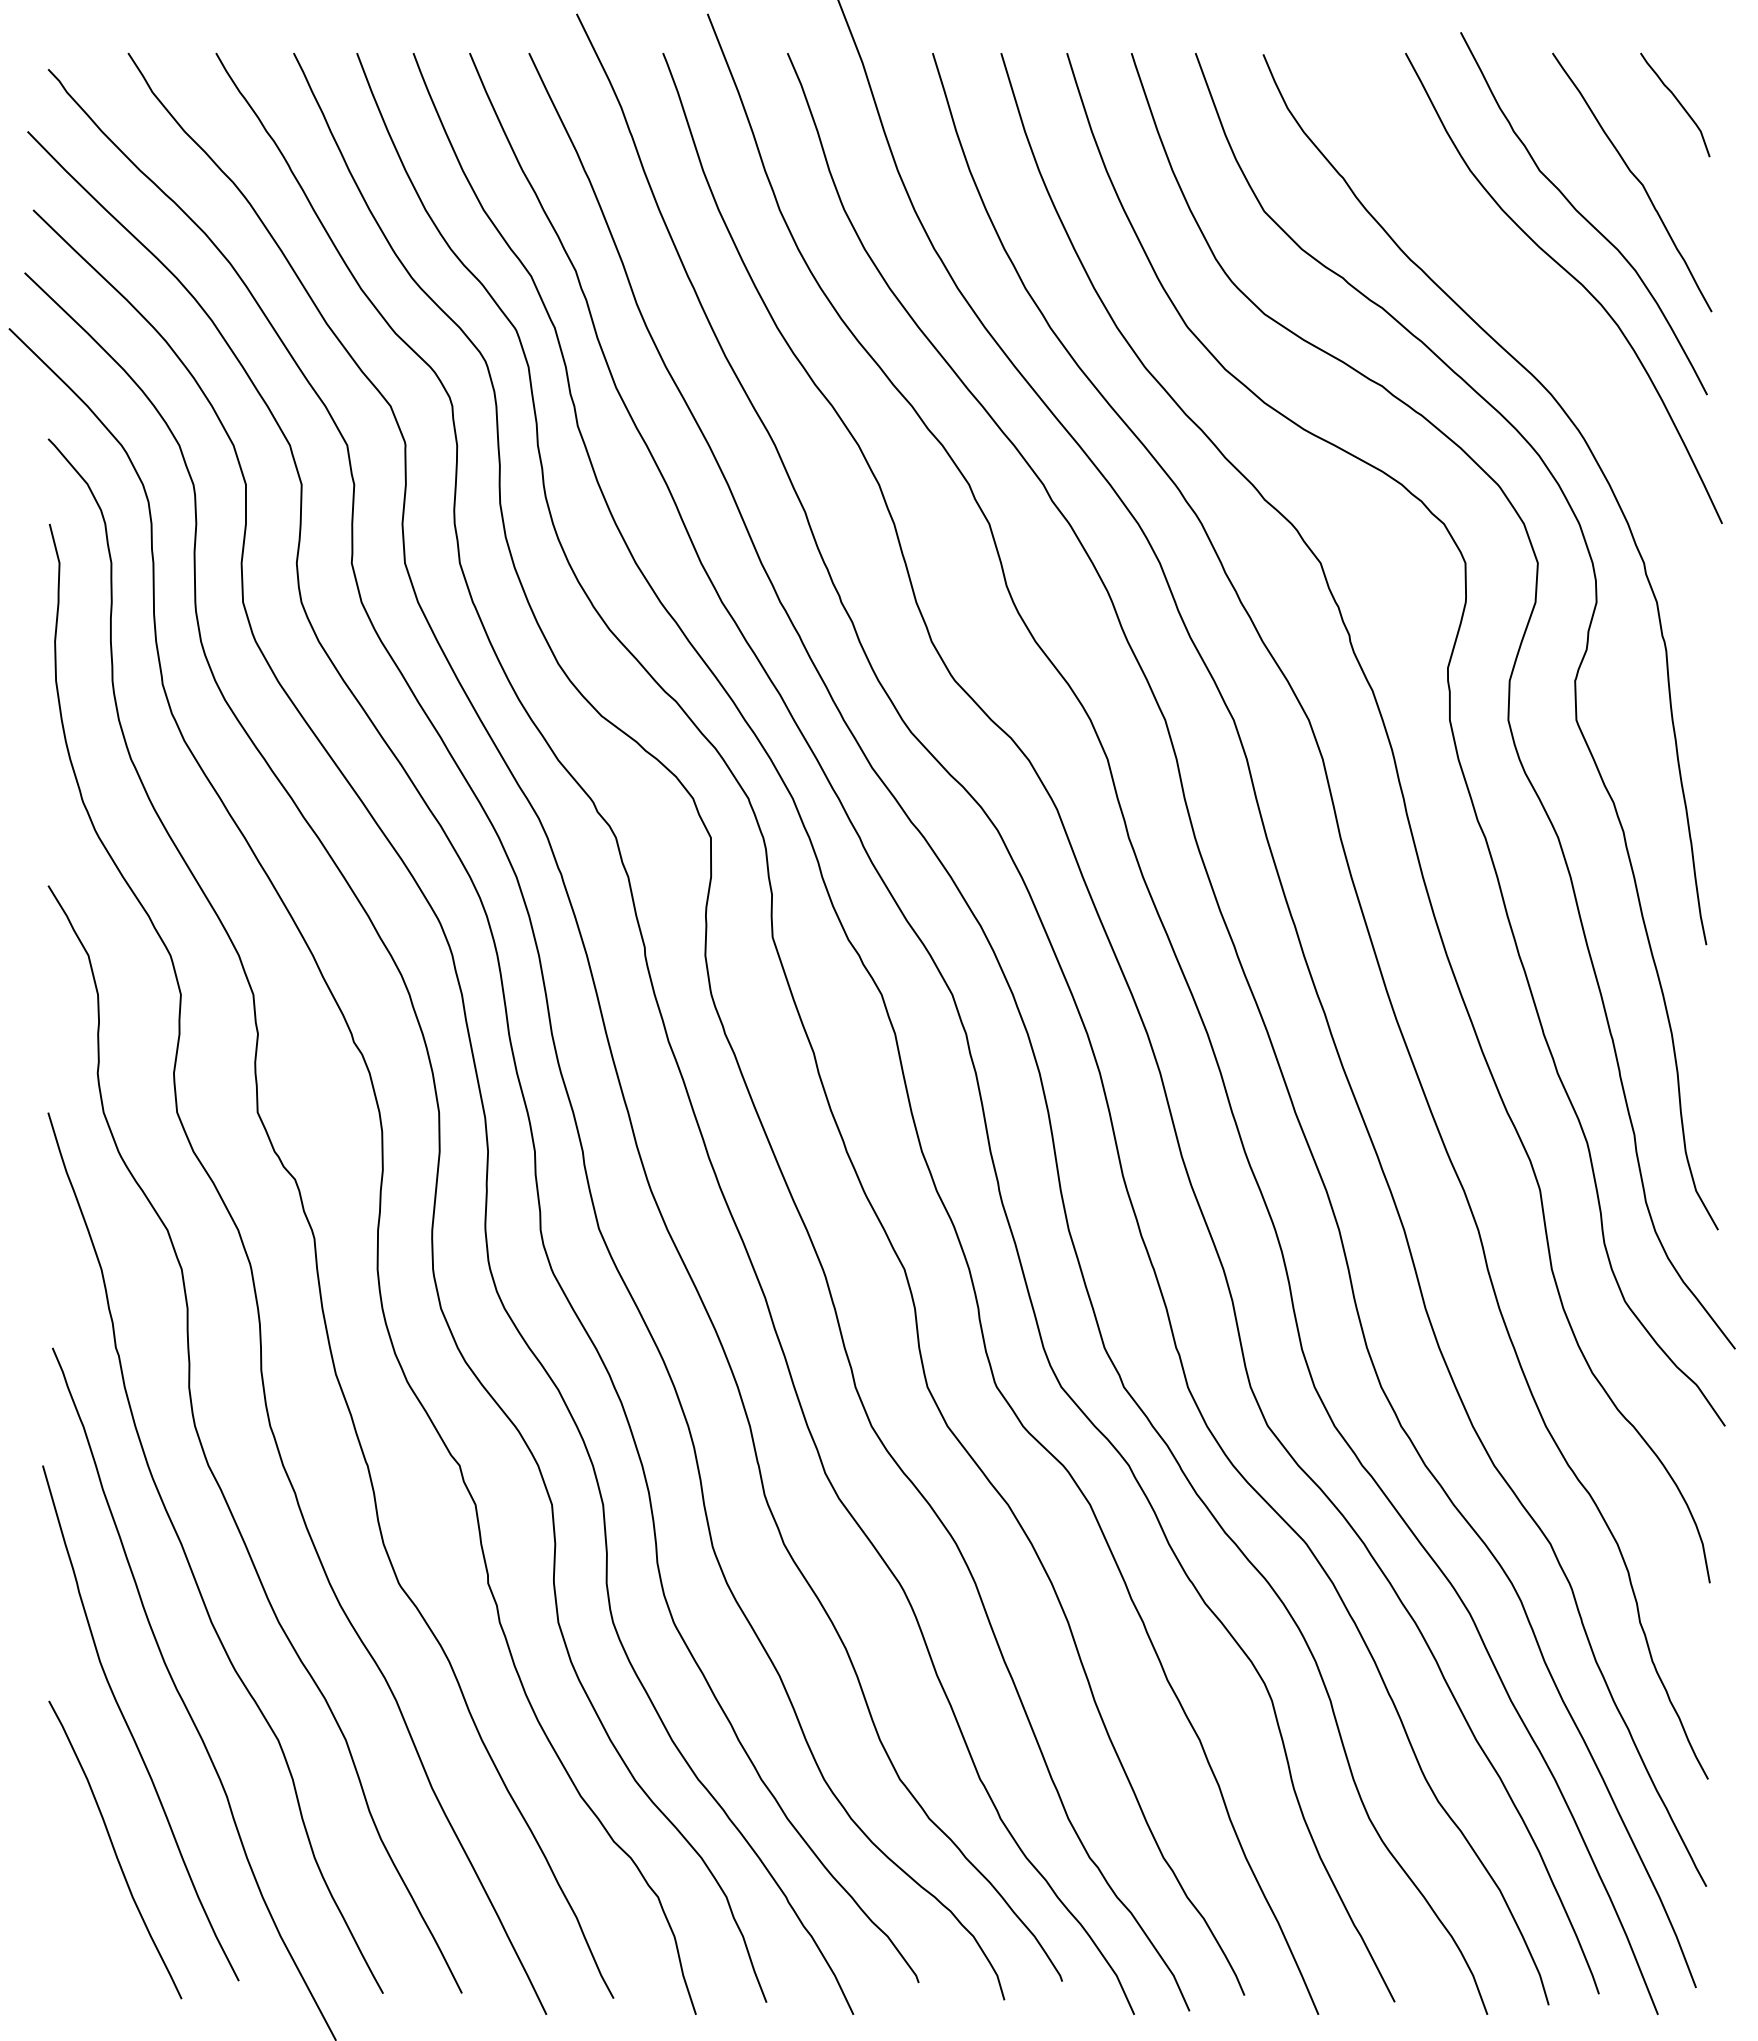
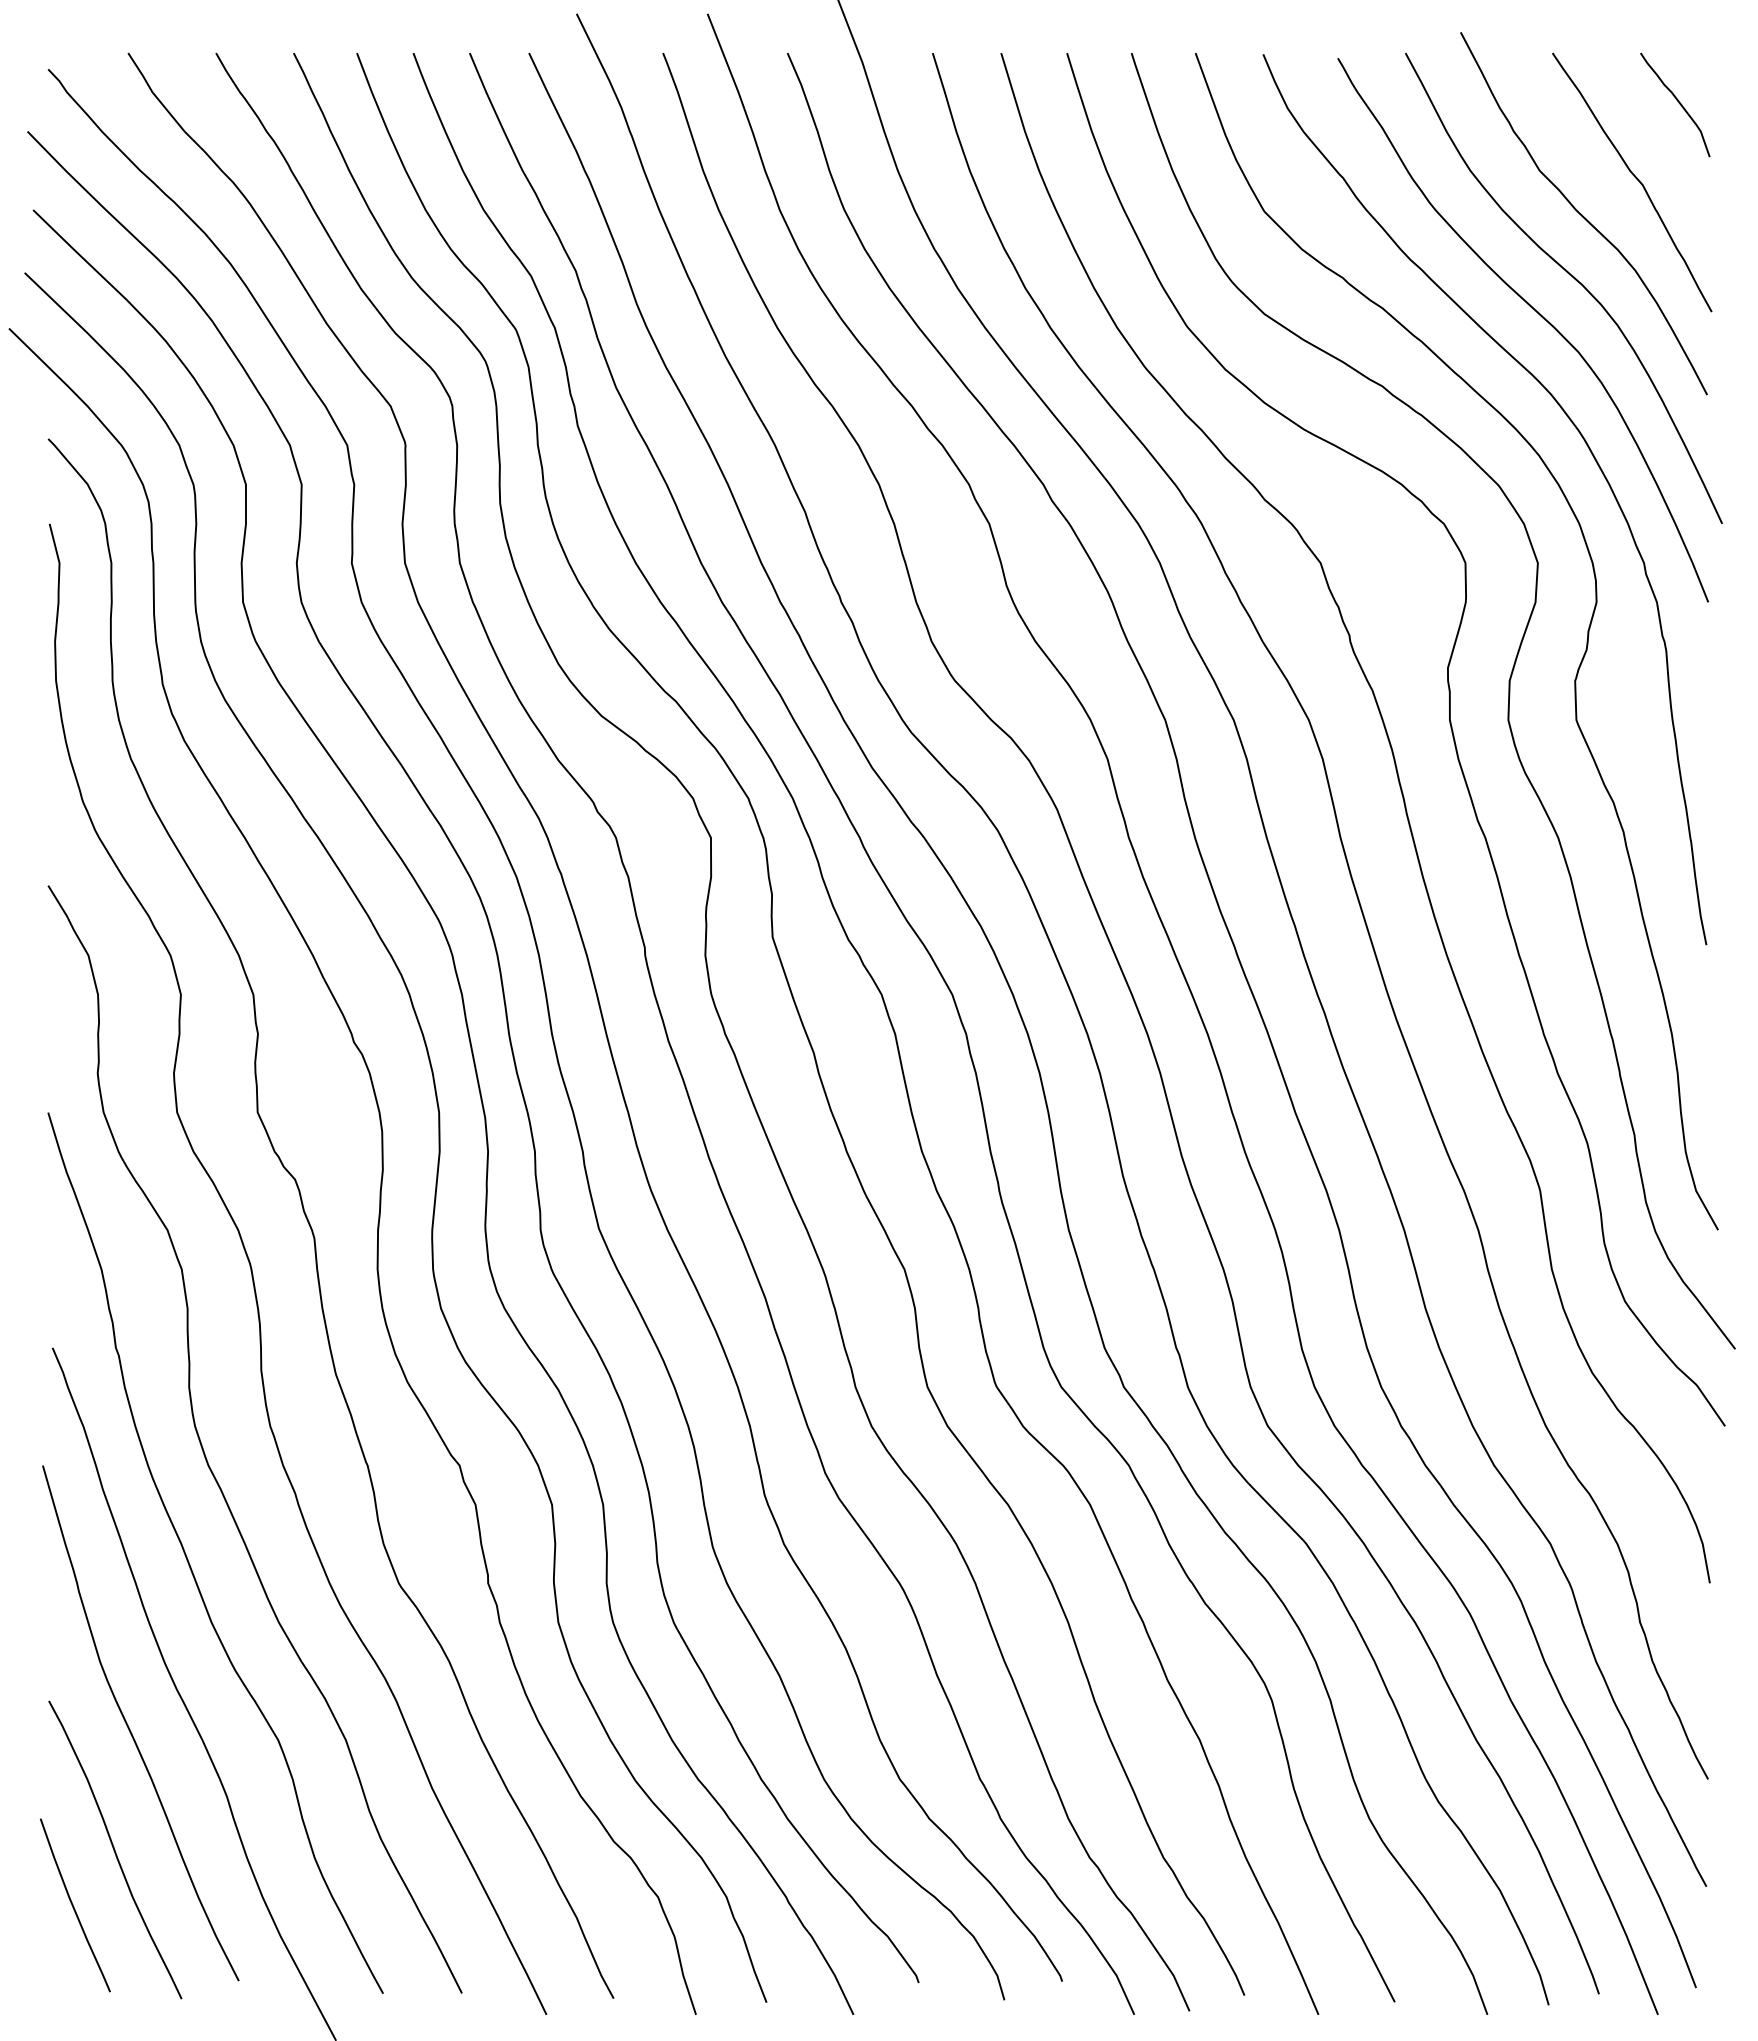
curve: none -> present (1538, 314)
curve: none -> present (73, 1905)
